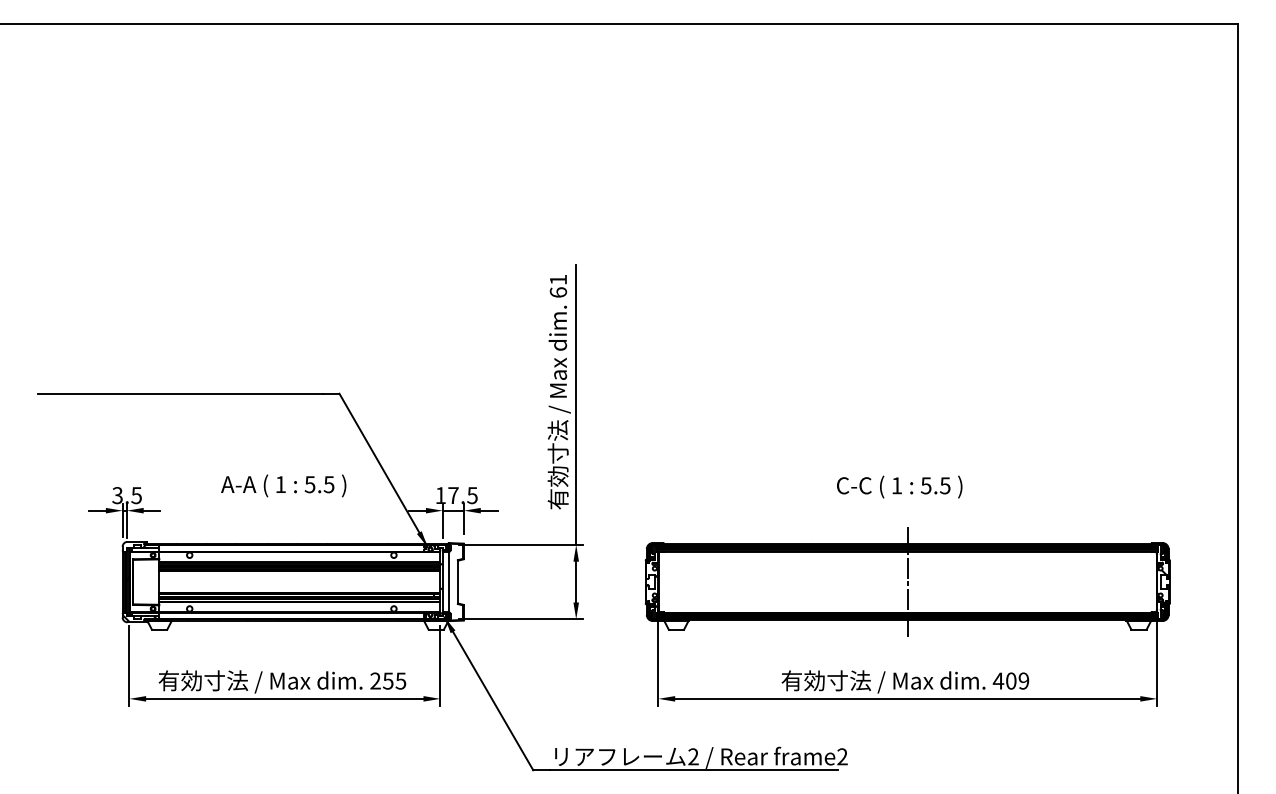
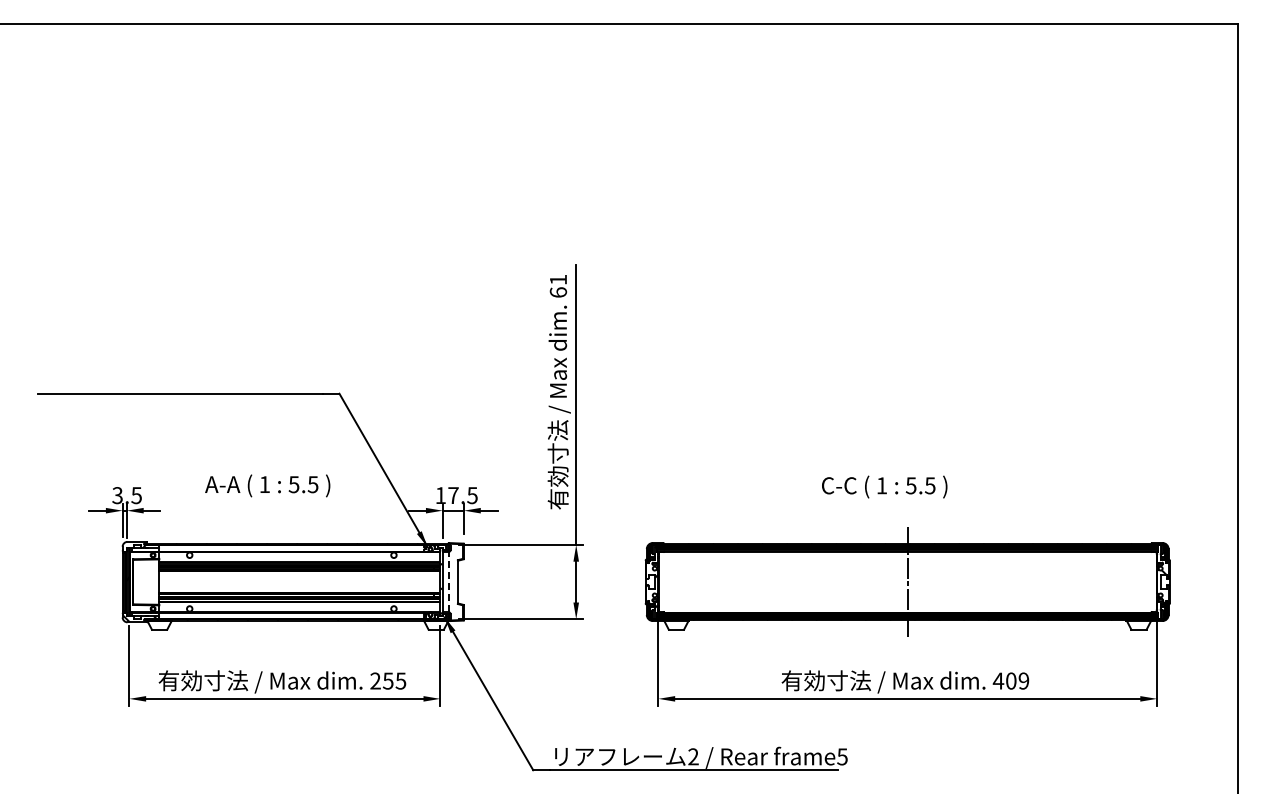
text position: (283, 485) -> (267, 485) (267, 485)
text position: (899, 486) -> (884, 486) (884, 486)
line: solid -> dashed (448, 581)
text: frame2 -> frame5 (842, 756)
